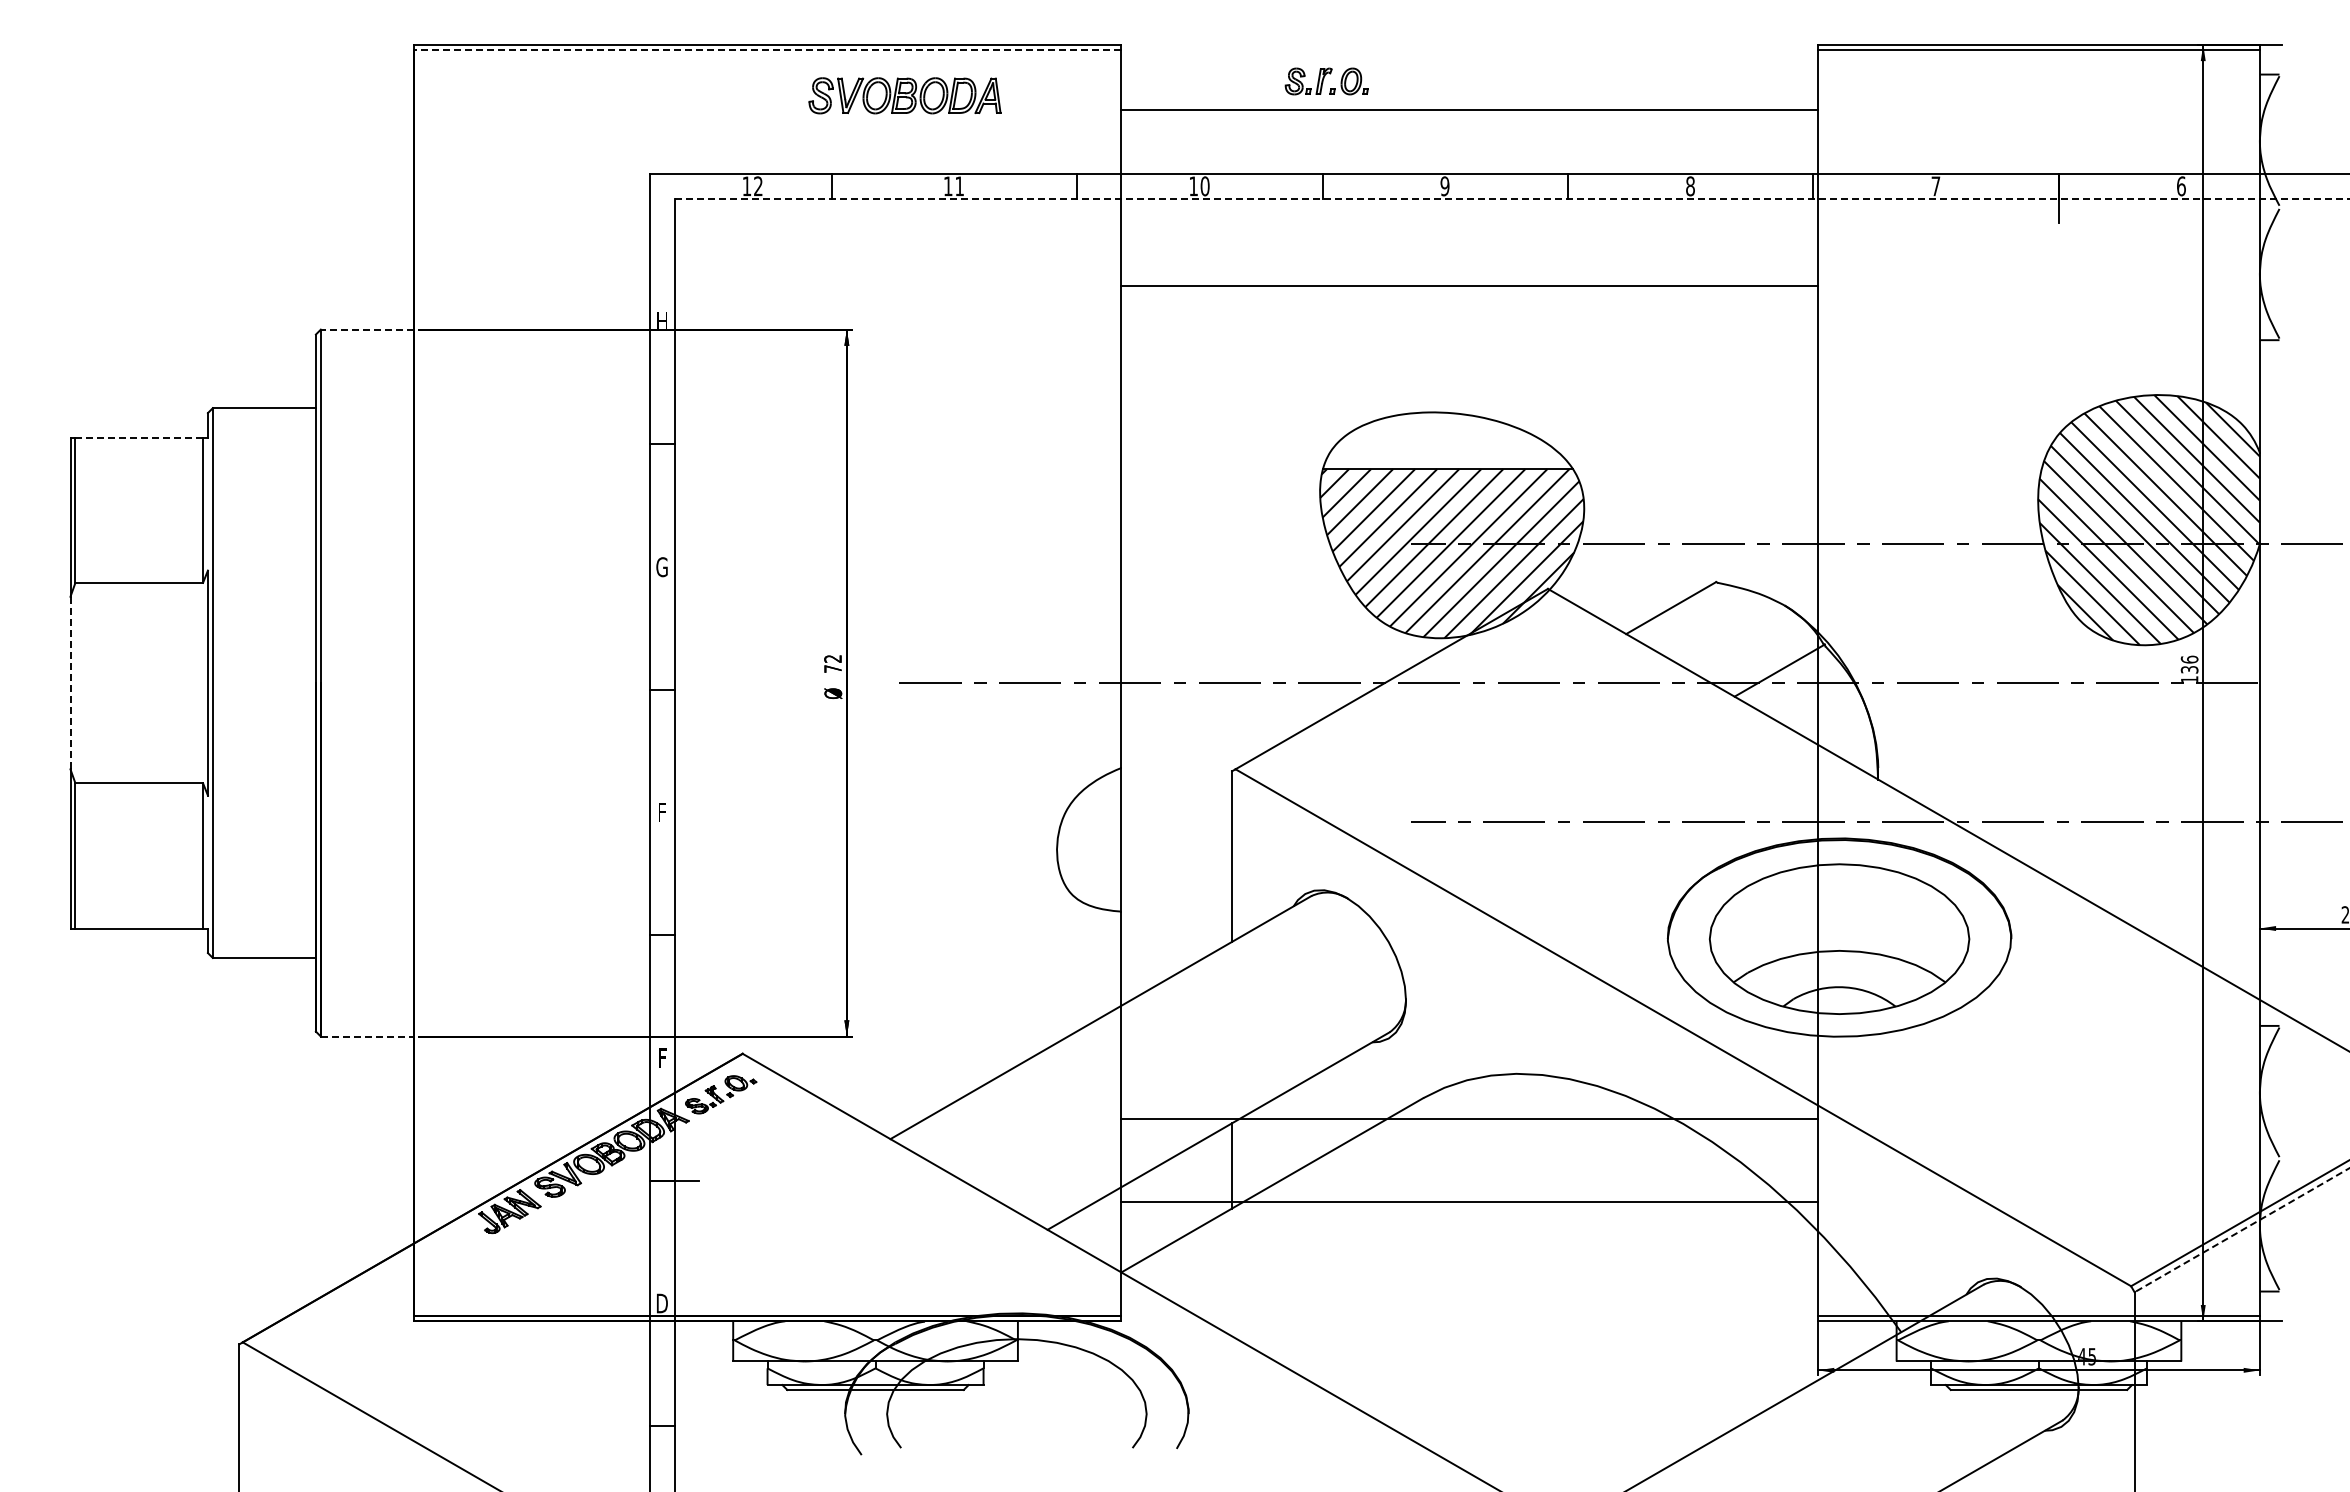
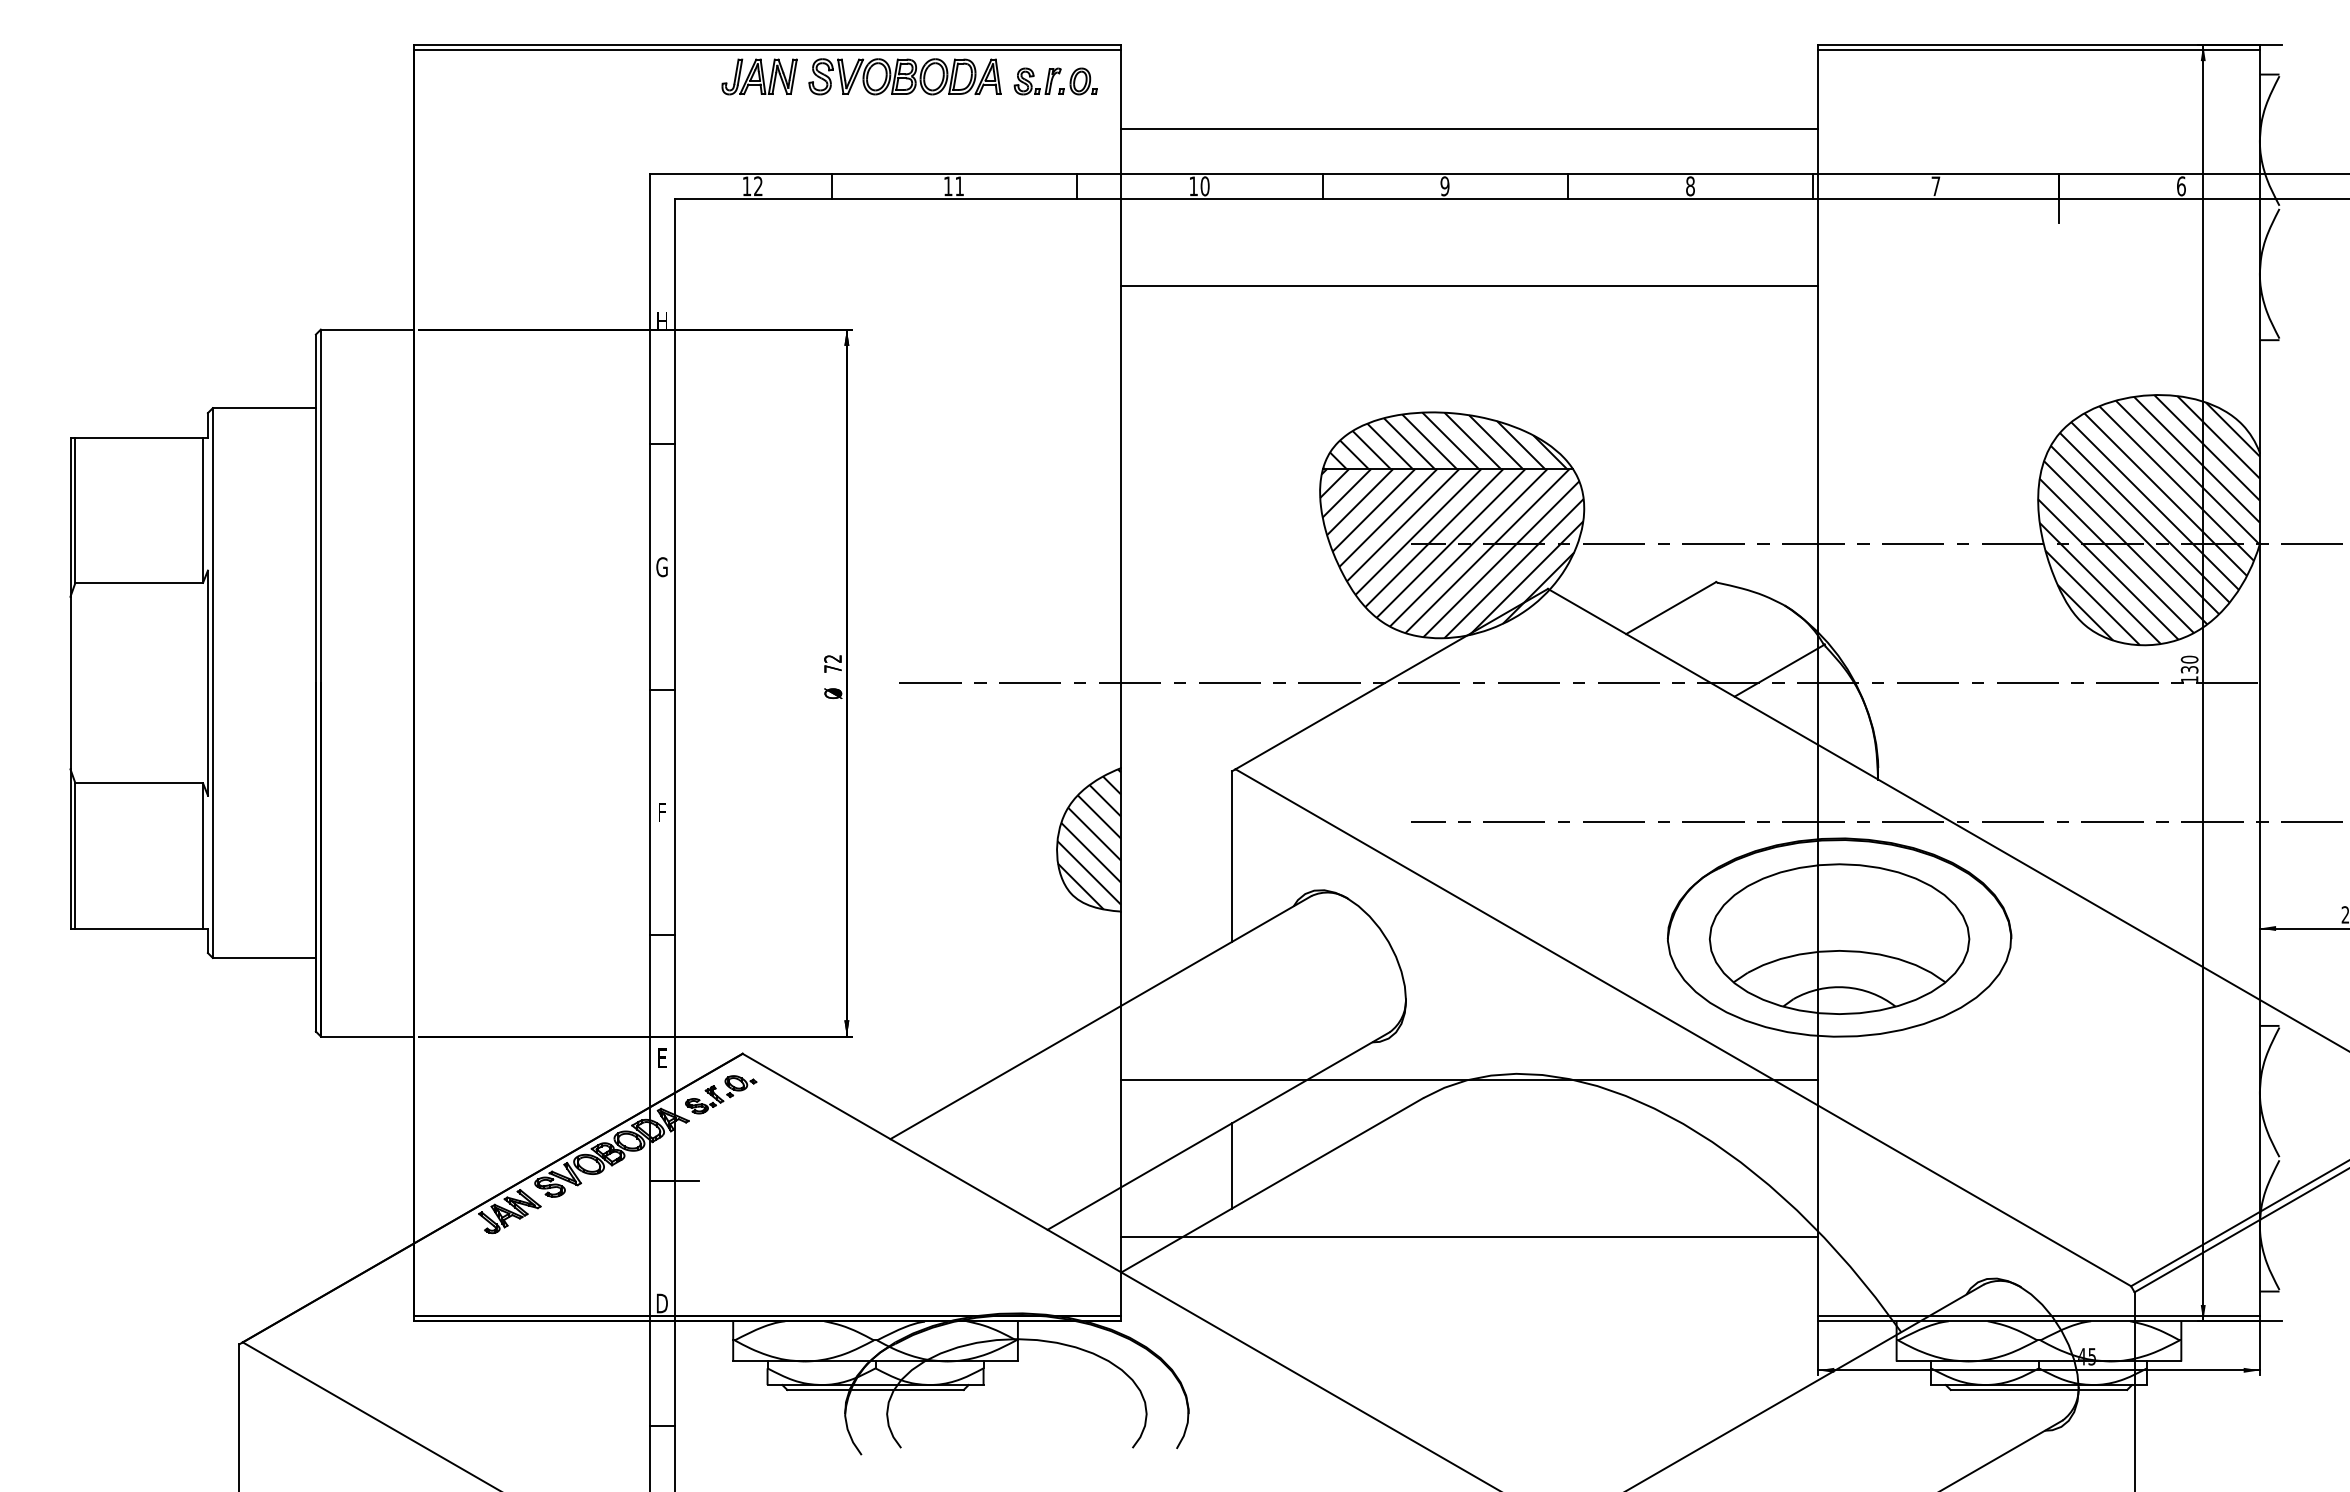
line: dashed -> solid (767, 49)
part: none -> present (759, 76)
part position: (1326, 81) -> (1055, 81) (1055, 81)
part position: (904, 95) -> (904, 76) (904, 76)
line position: (1469, 109) -> (1469, 128) (1469, 128)
line: dashed -> solid (1512, 198)
line: dashed -> solid (367, 329)
line: dashed -> solid (139, 437)
hatch: none -> present (1445, 440)
text: 136 -> 130 (2189, 659)
line: dashed -> solid (70, 682)
hatch: none -> present (1089, 839)
line: dashed -> solid (367, 1036)
text: F -> E (662, 1057)
line position: (1469, 1119) -> (1469, 1080) (1469, 1080)
line position: (1469, 1202) -> (1469, 1237) (1469, 1237)
line: dashed -> solid (2241, 1230)
